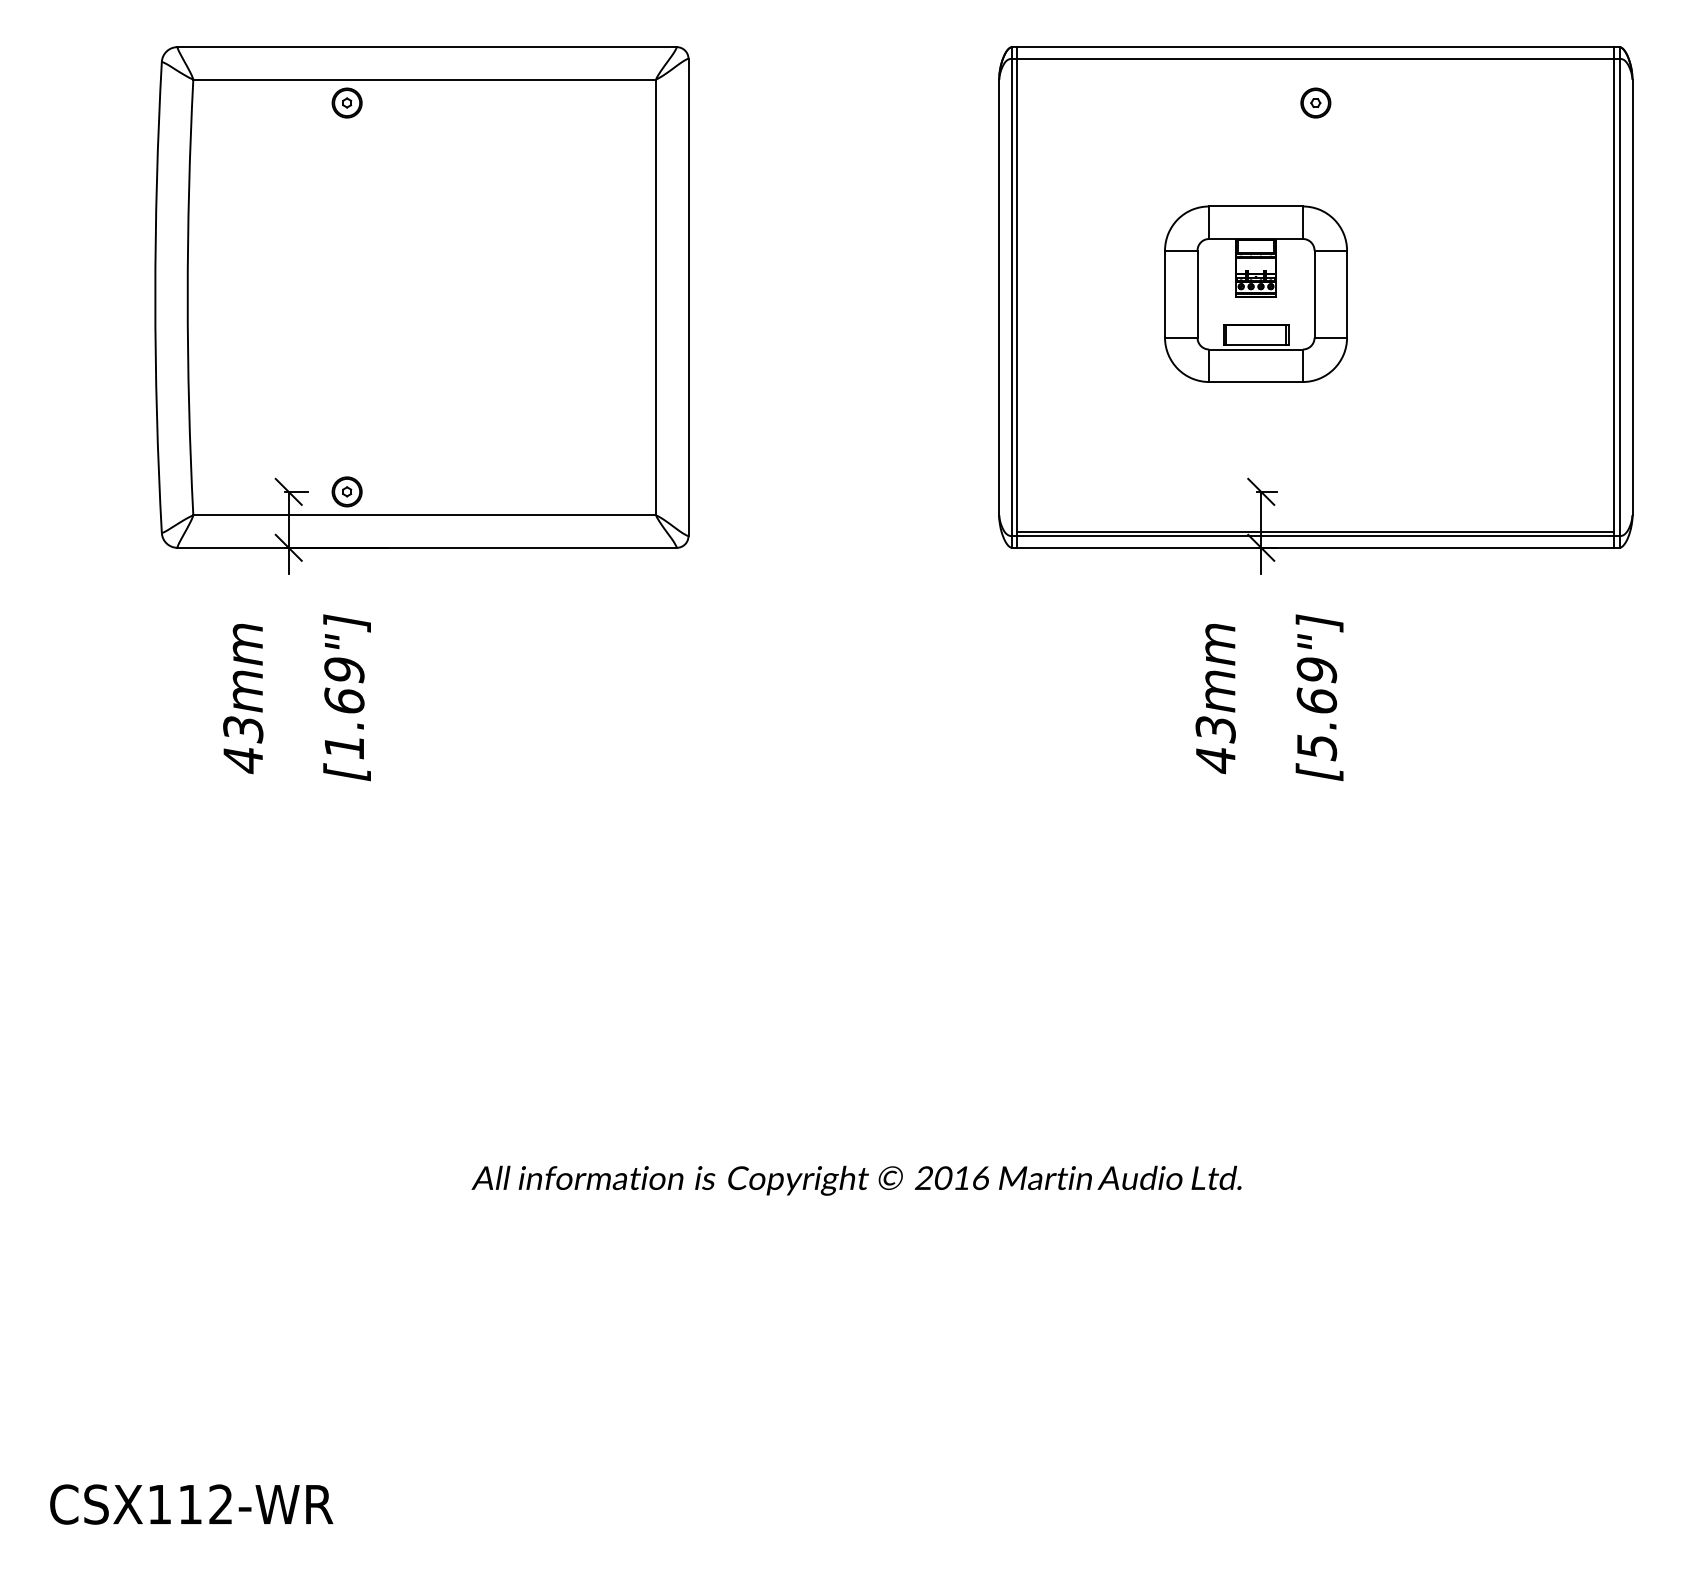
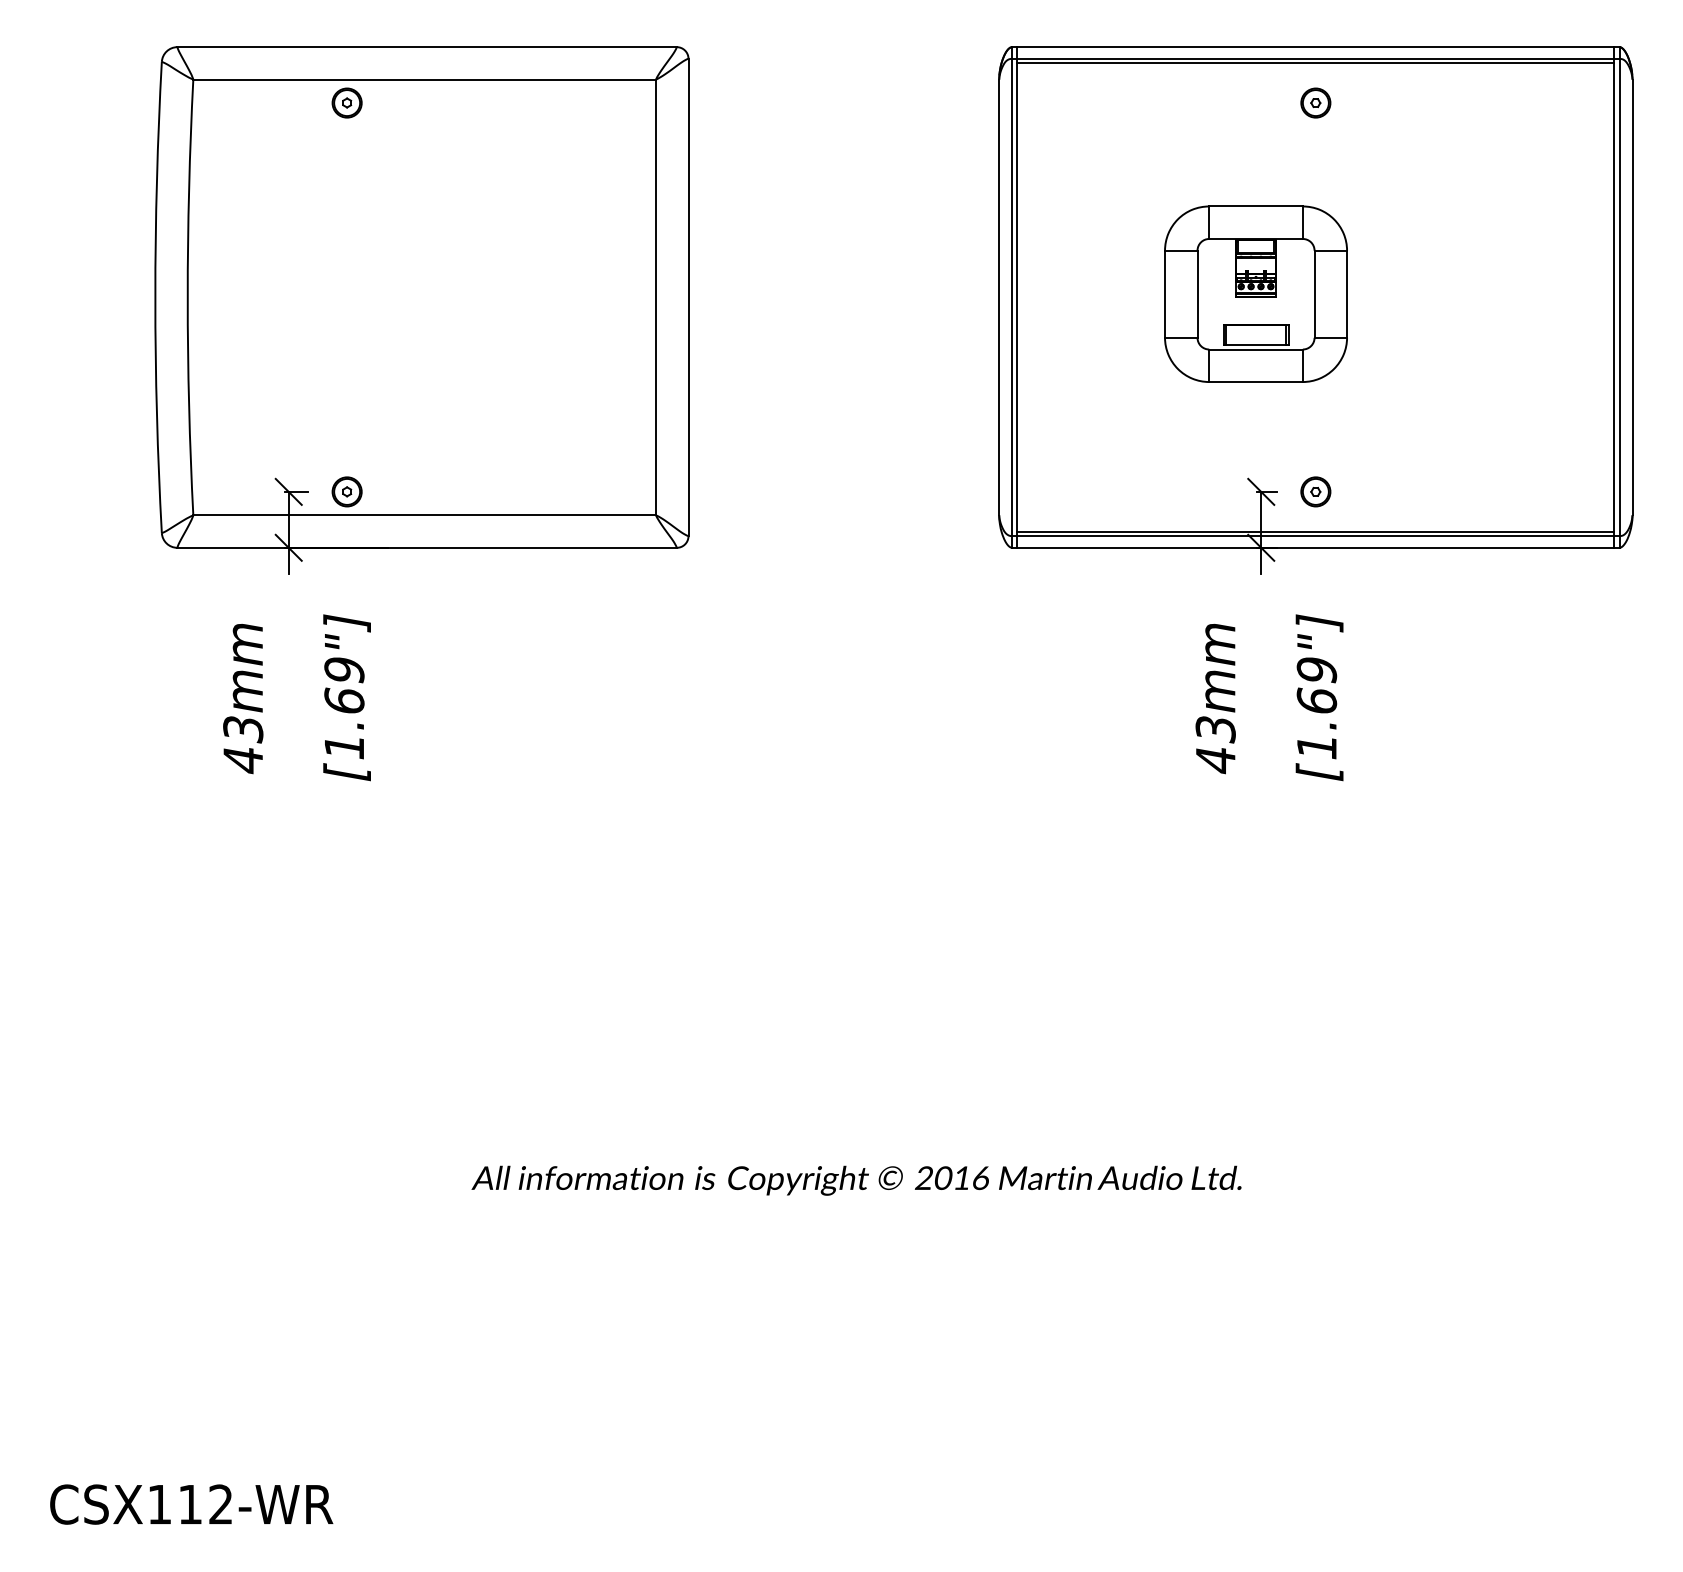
line: none -> present (1315, 62)
part: none -> present (1315, 491)
text: [5.69"] -> [1.69"] (1317, 747)
